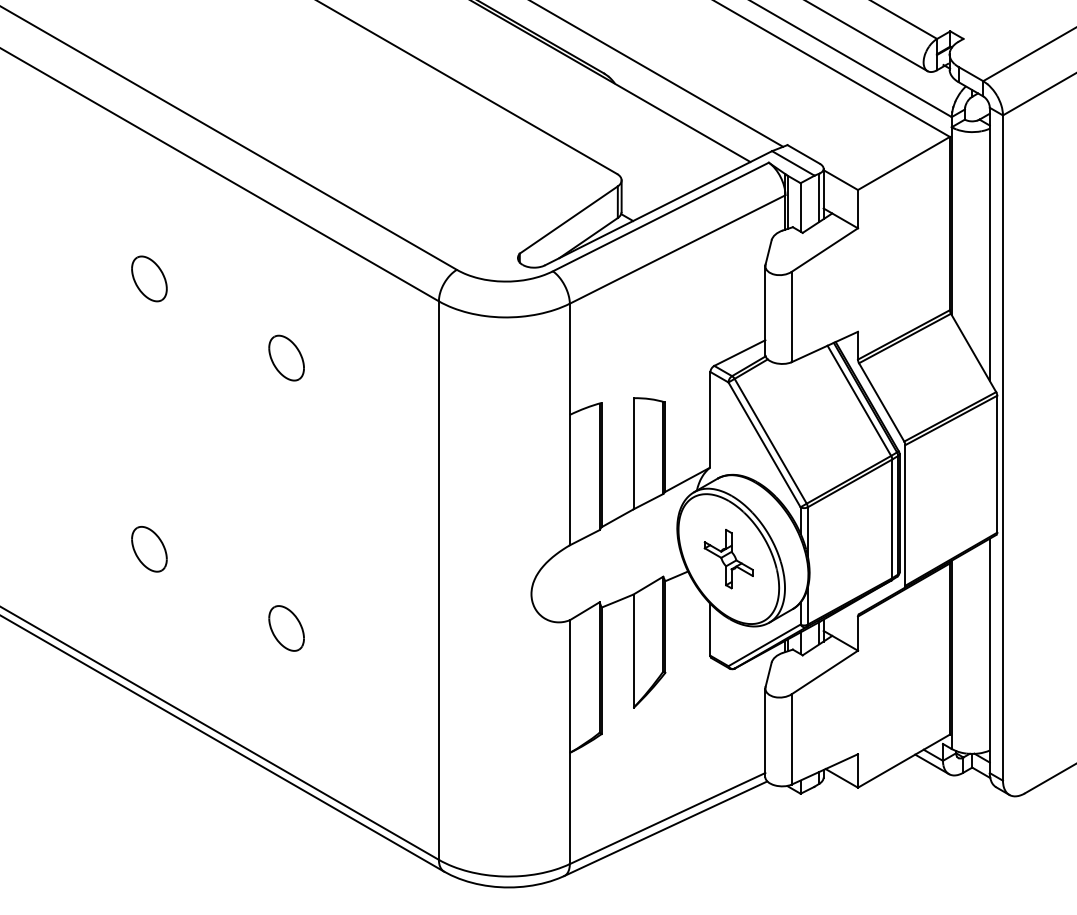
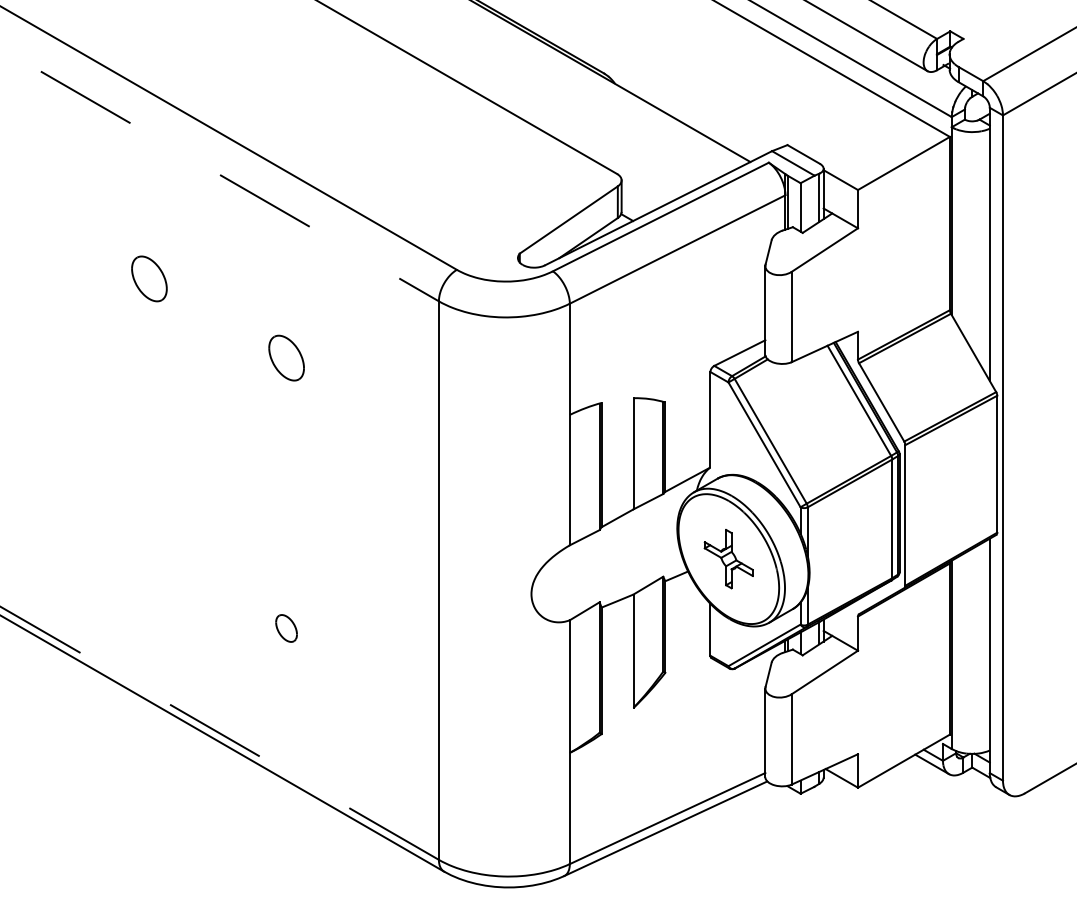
line: present -> none (657, 74)
line: solid -> dashed (219, 174)
part: present -> none (149, 549)
part size: 37x47 px -> 23x29 px (286, 628)
line: solid -> dashed (219, 732)
